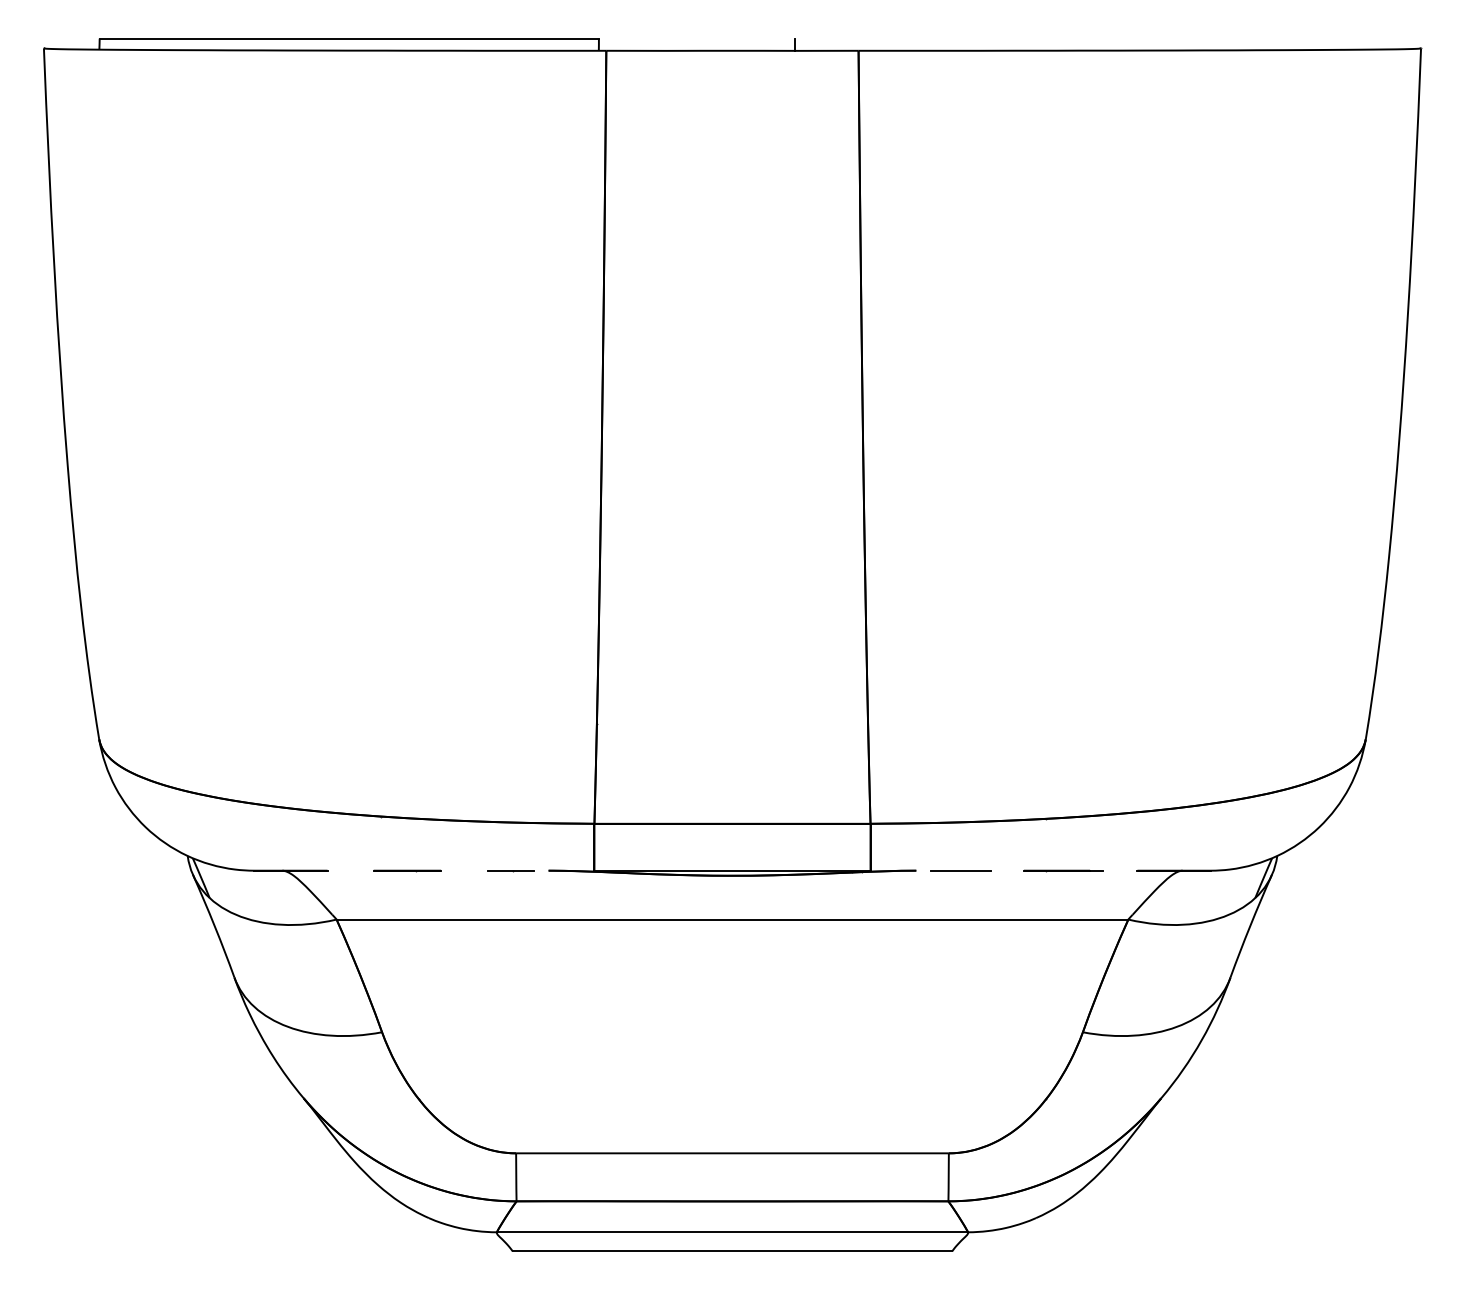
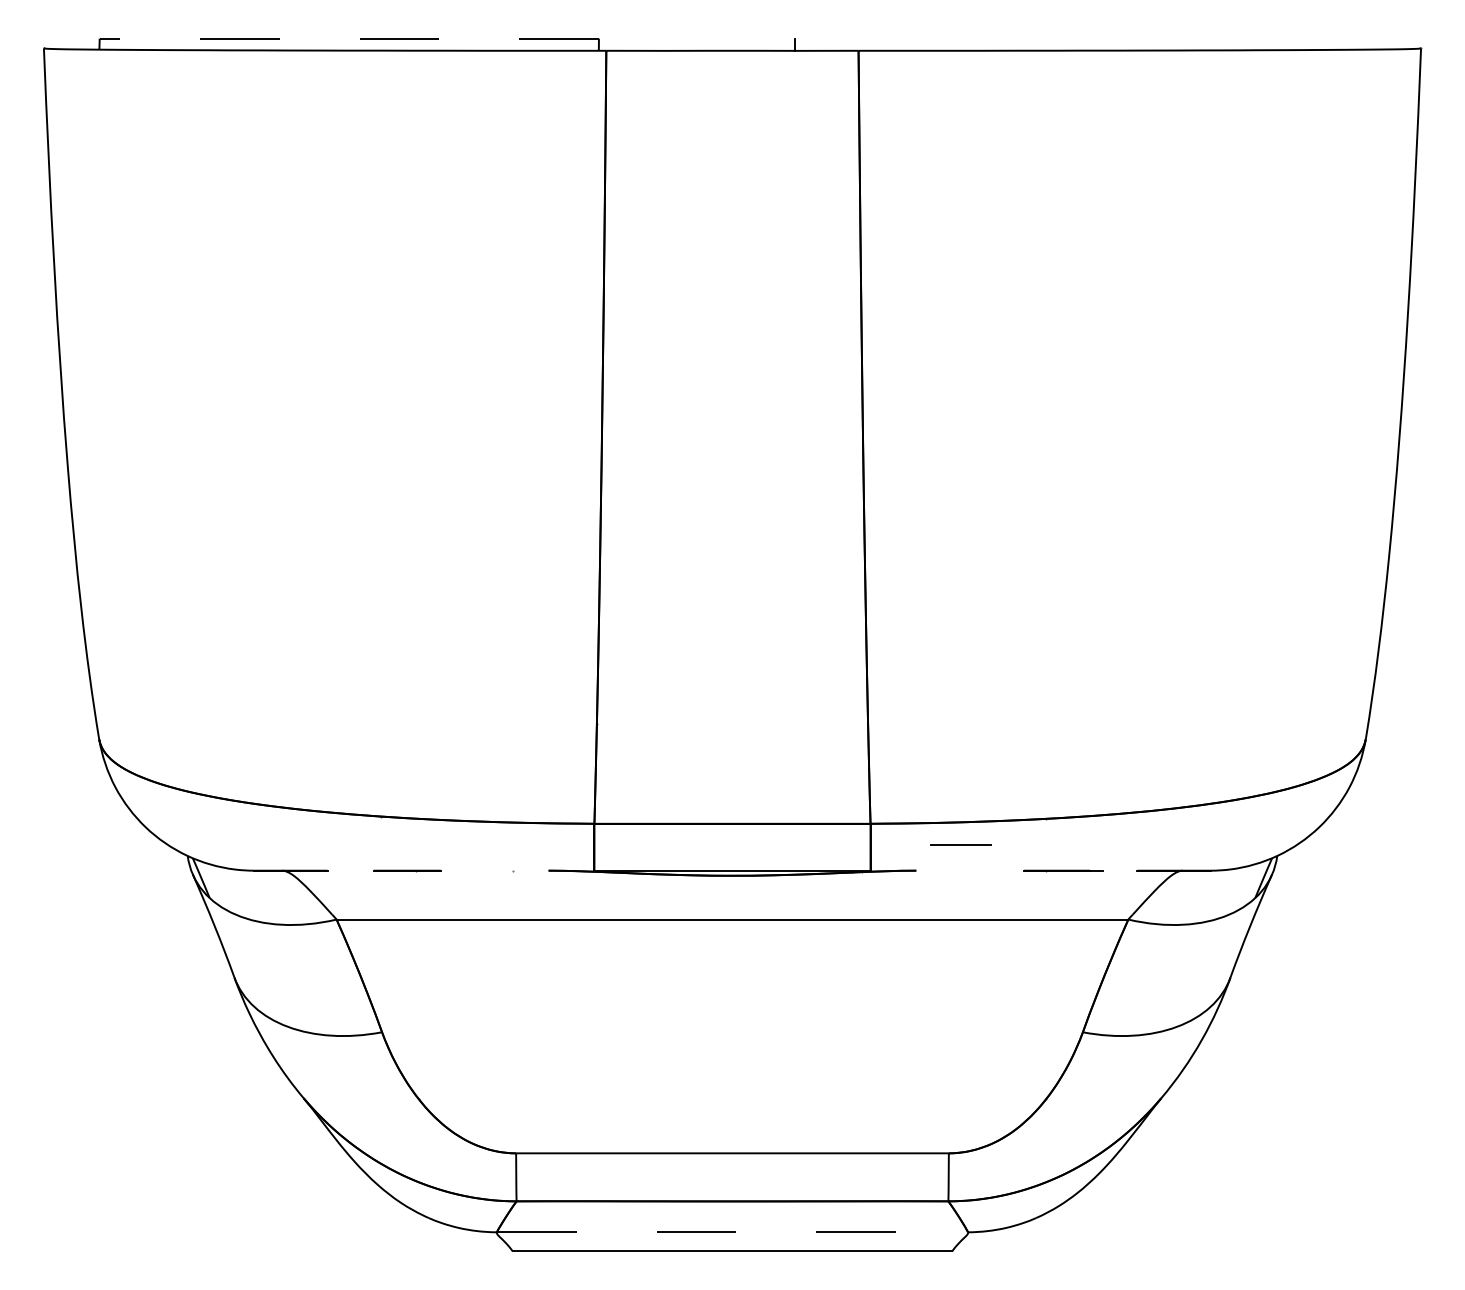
line: solid -> dashed (349, 38)
line: present -> none (510, 870)
line position: (960, 870) -> (960, 844) (960, 844)
line: solid -> dashed (732, 1232)
